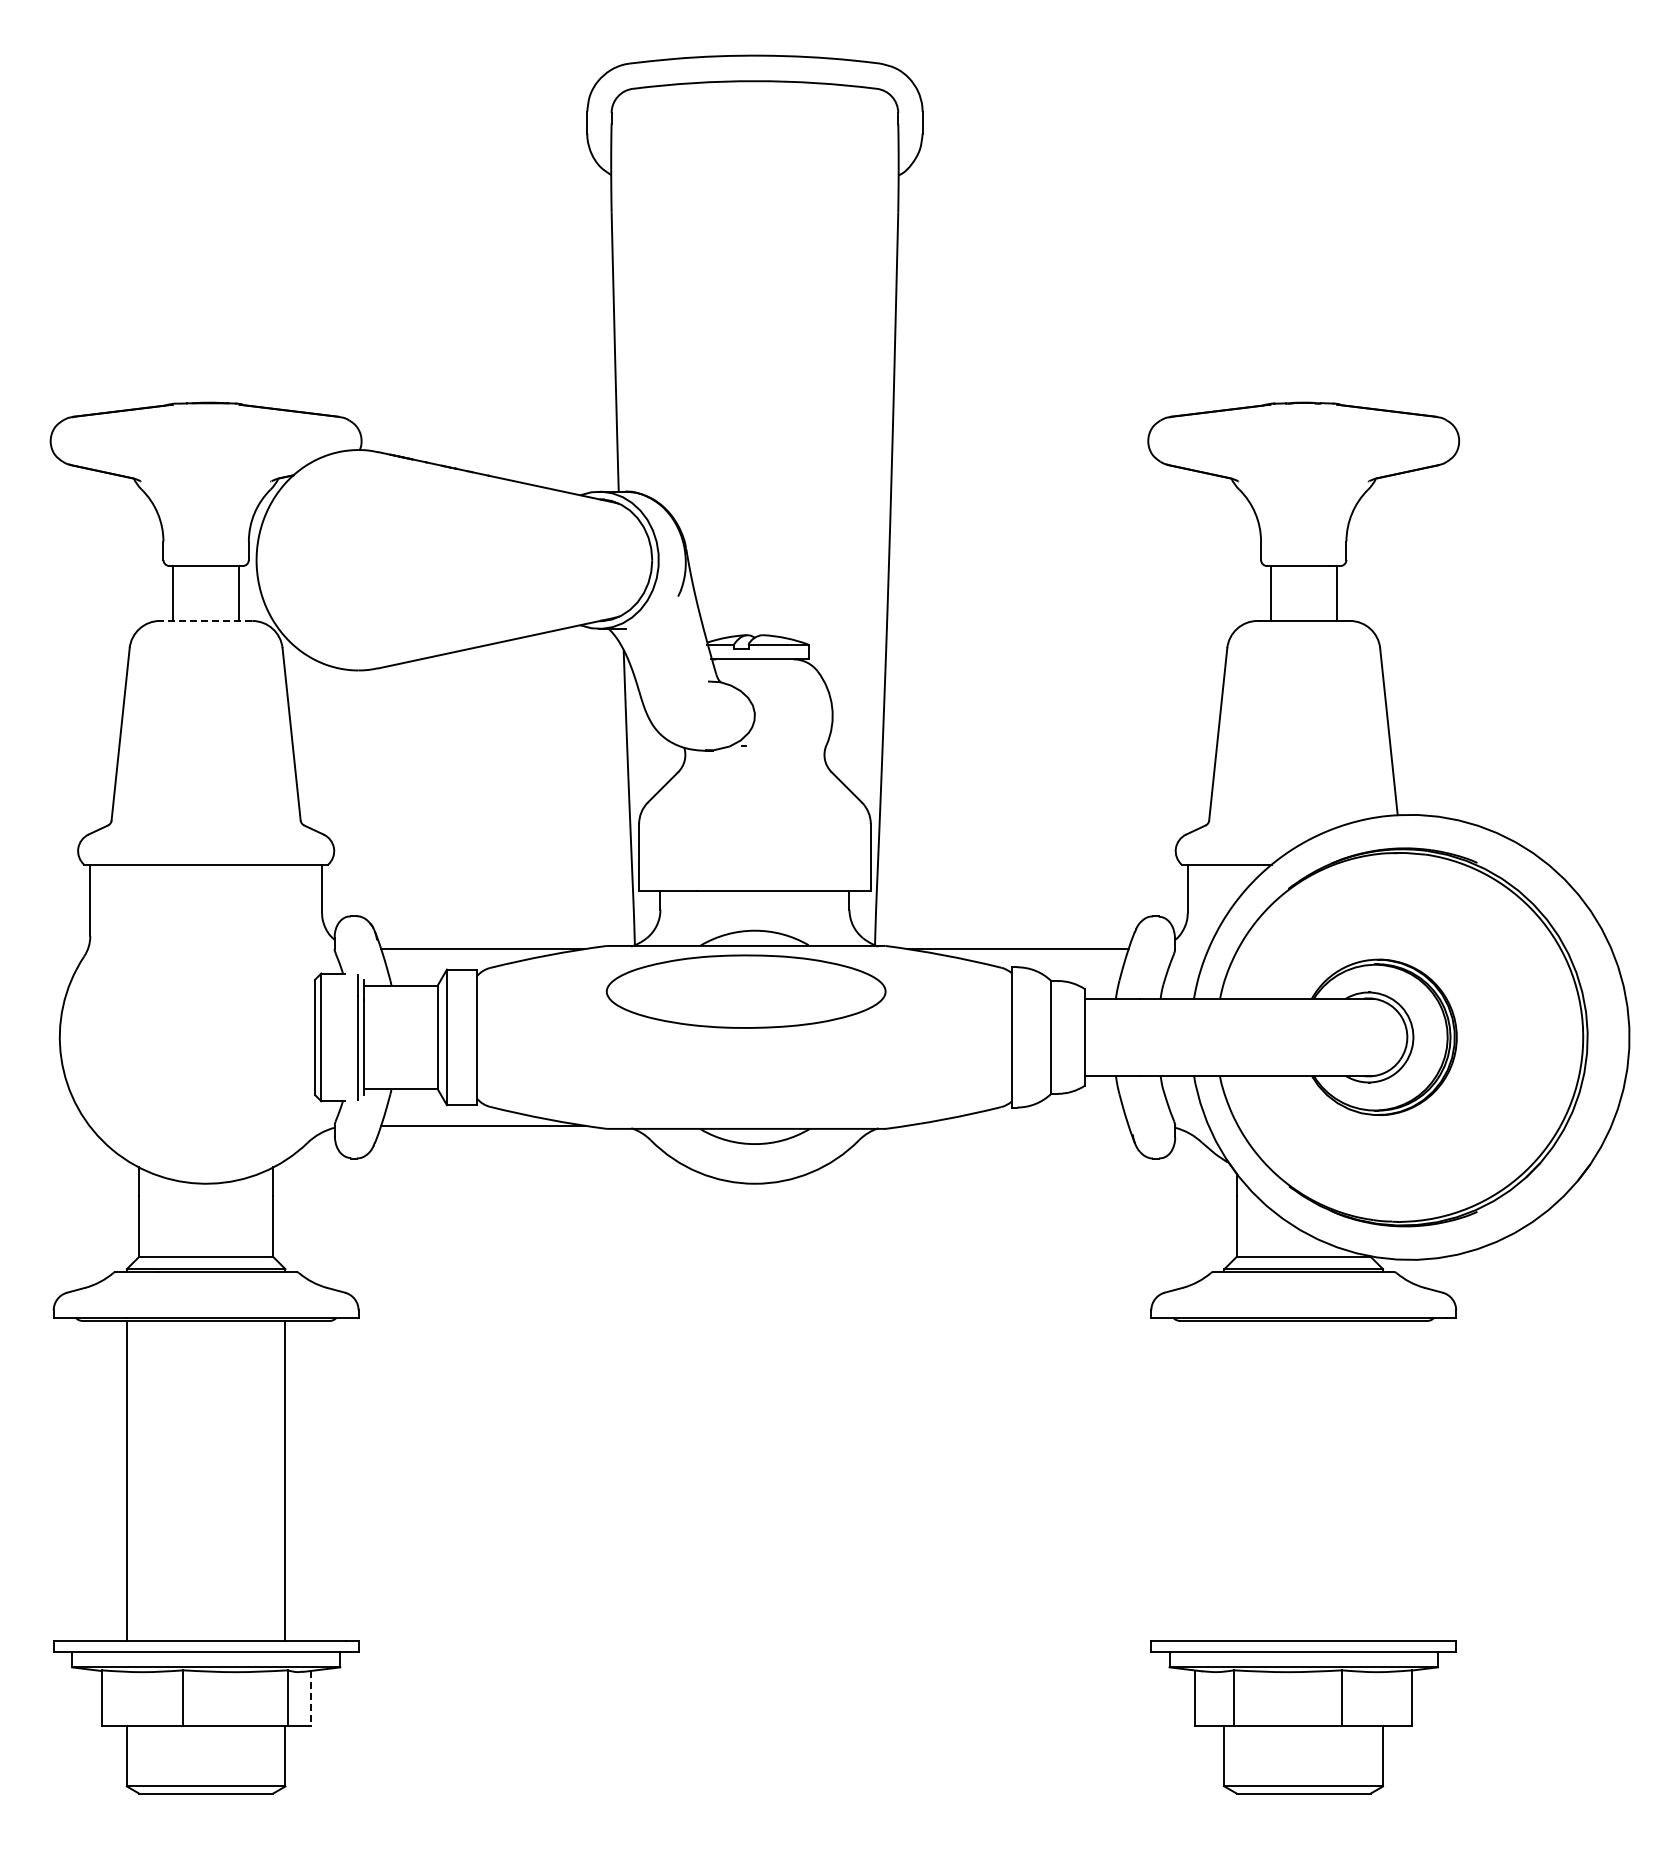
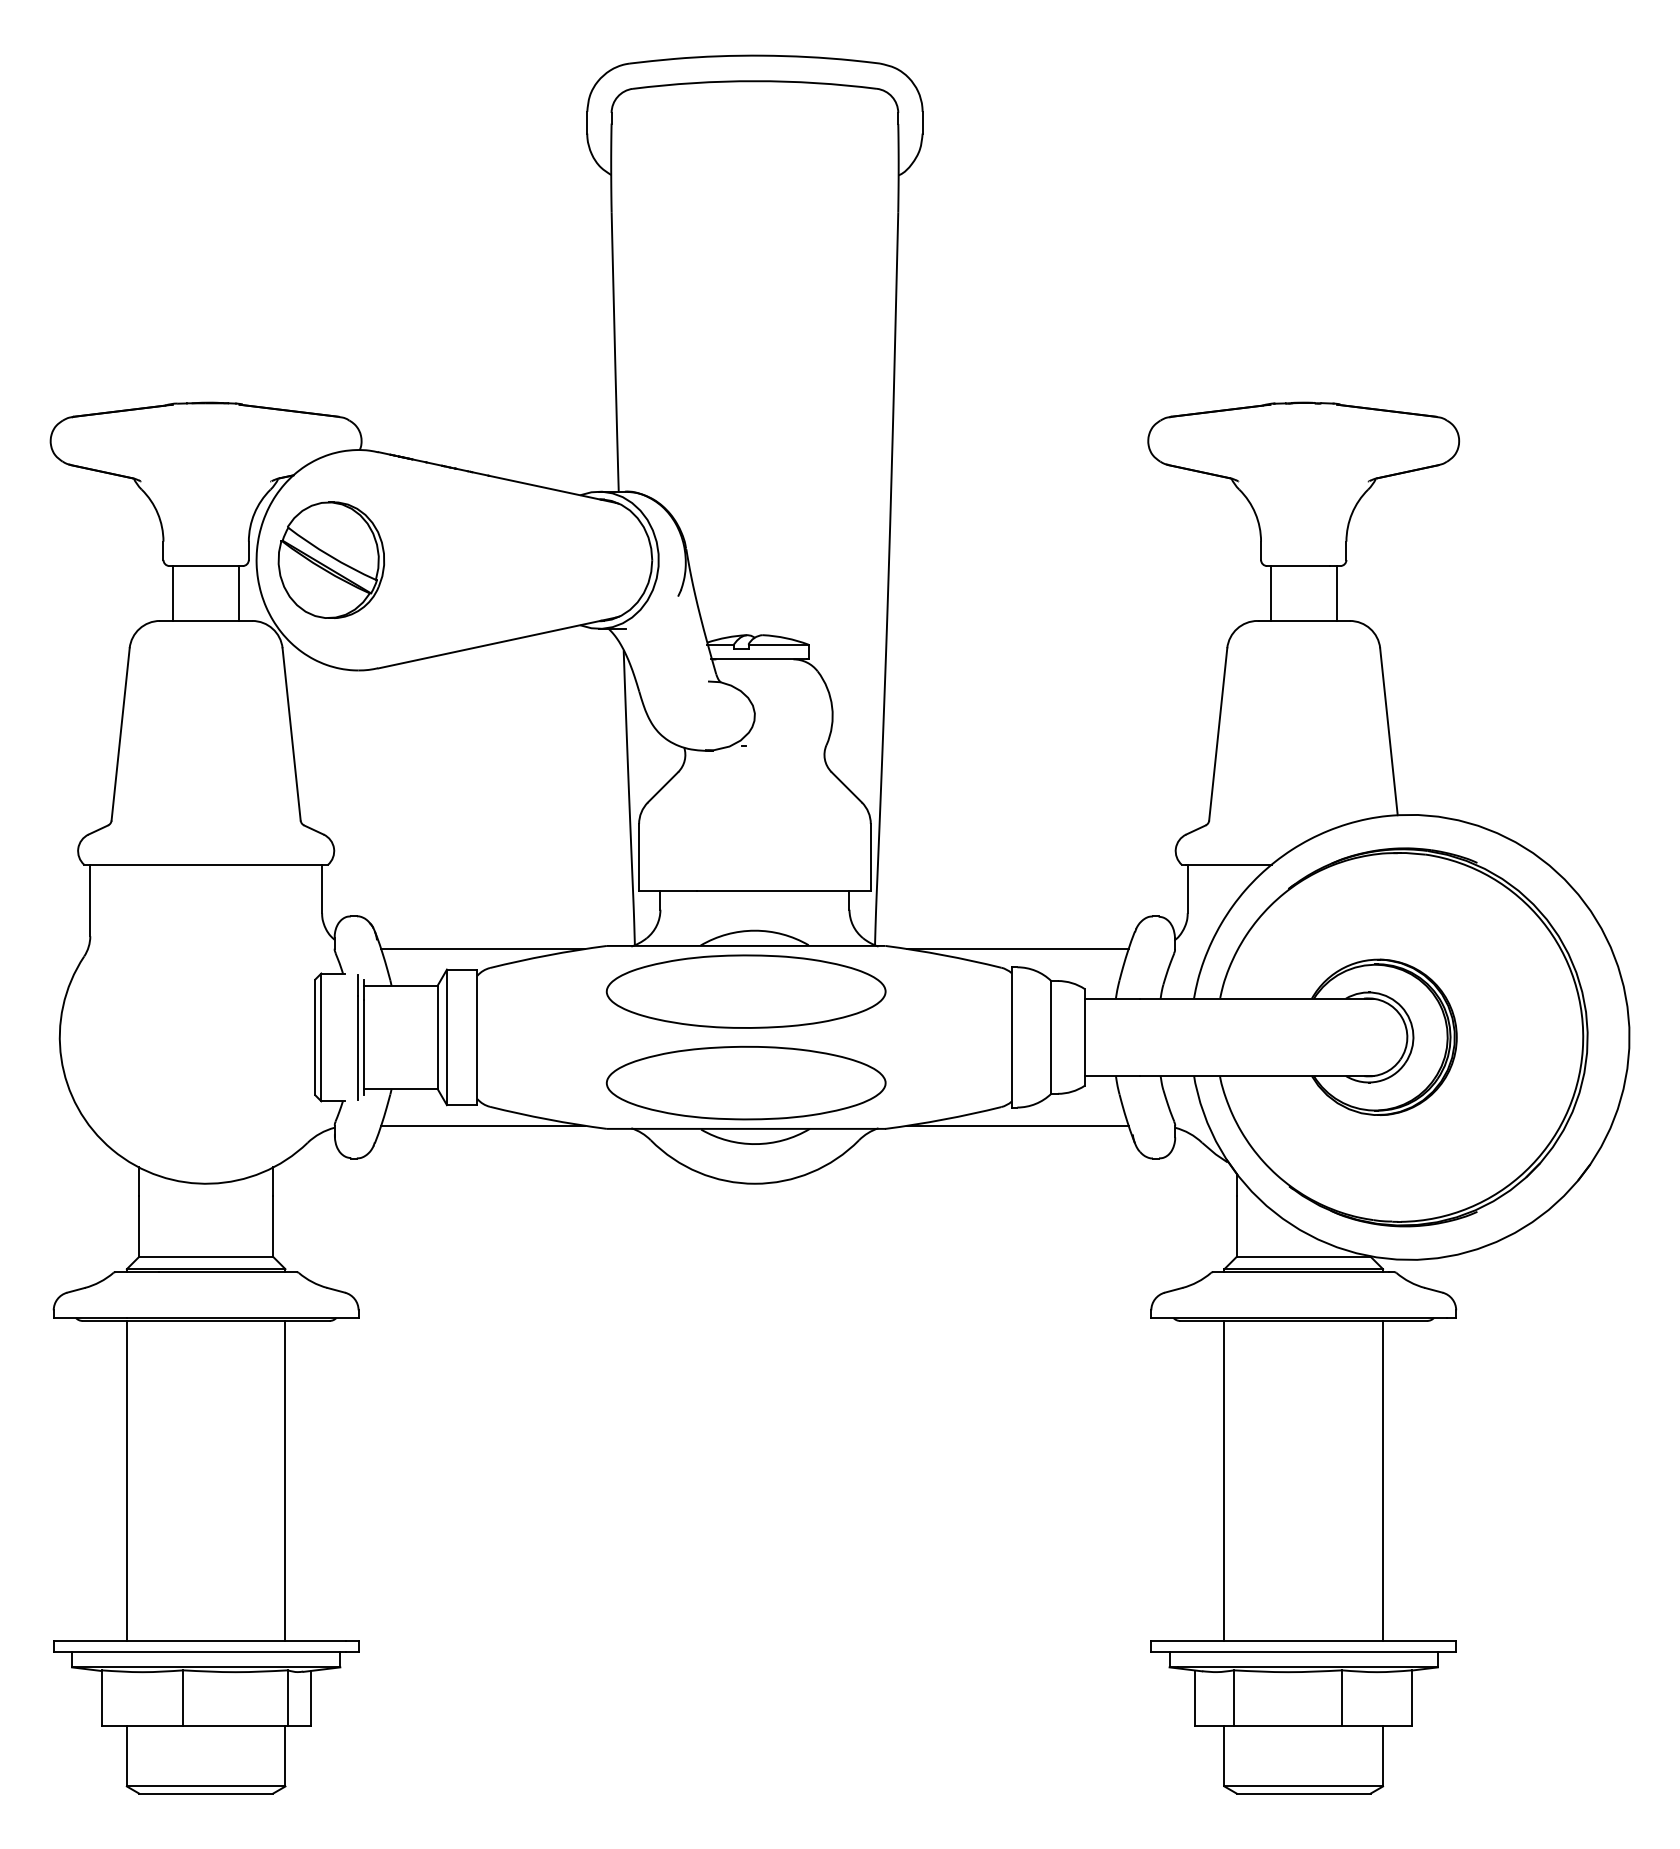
part: none -> present (330, 559)
line: dashed -> solid (205, 620)
part: none -> present (745, 1082)
line: none -> present (1017, 1125)
line: none -> present (1224, 1480)
line: none -> present (1383, 1480)
line: dashed -> solid (310, 1698)
